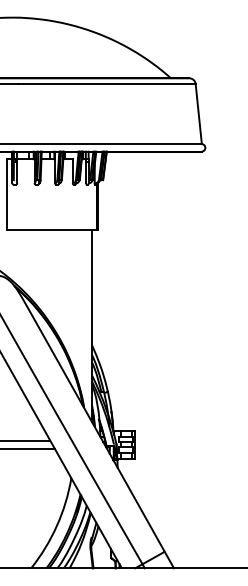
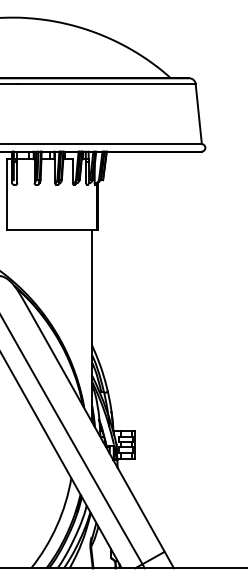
line: present -> none (26, 440)
line: present -> none (28, 449)
